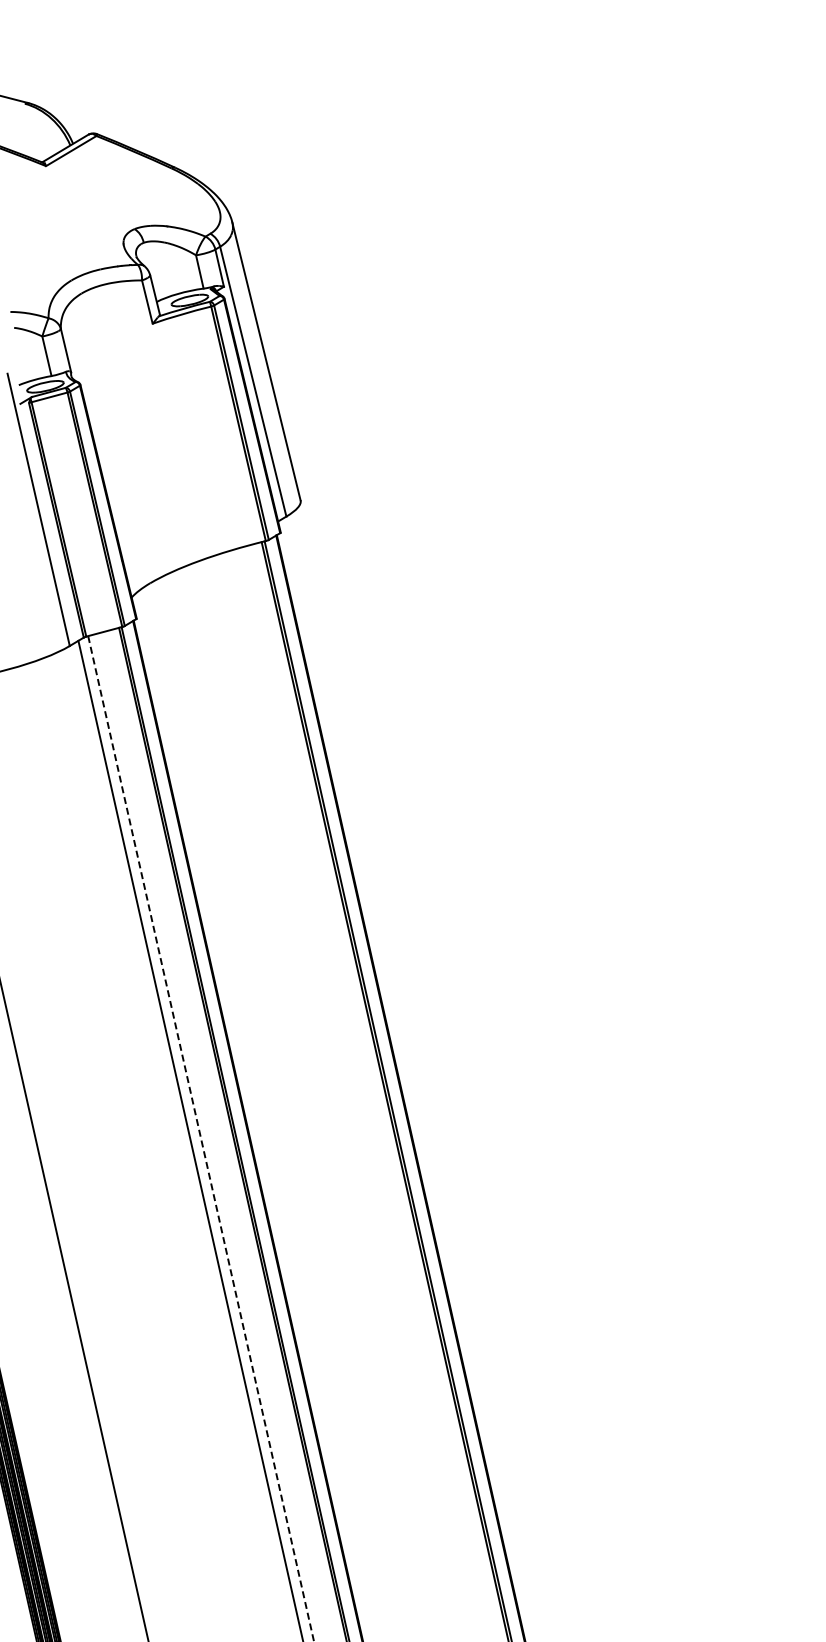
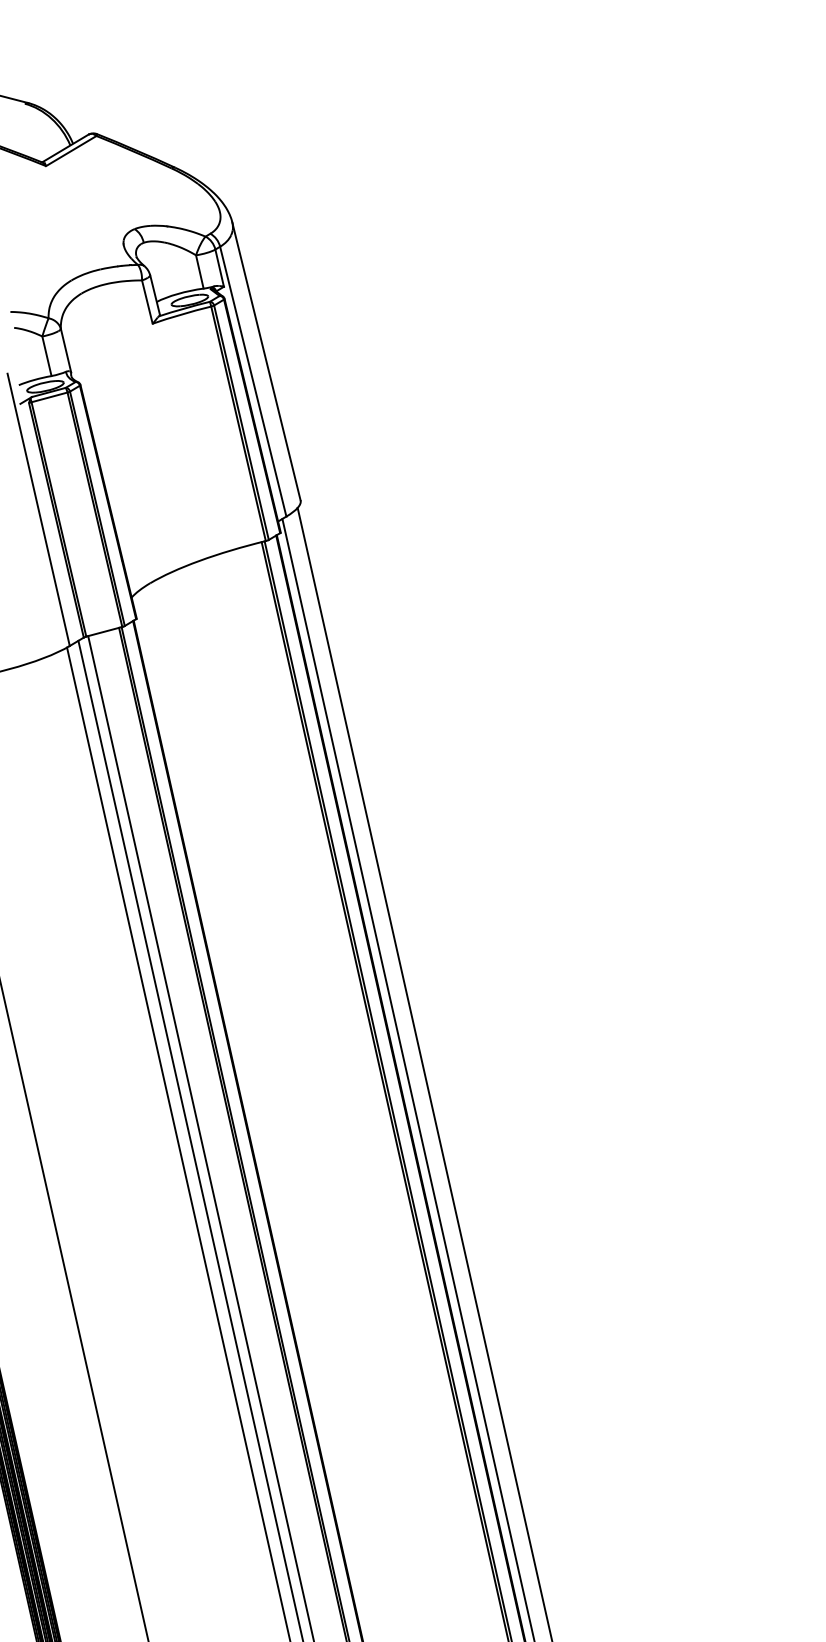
line: none -> present (424, 1072)
line: none -> present (407, 1078)
line: dashed -> solid (201, 1139)
line: none -> present (178, 1142)
